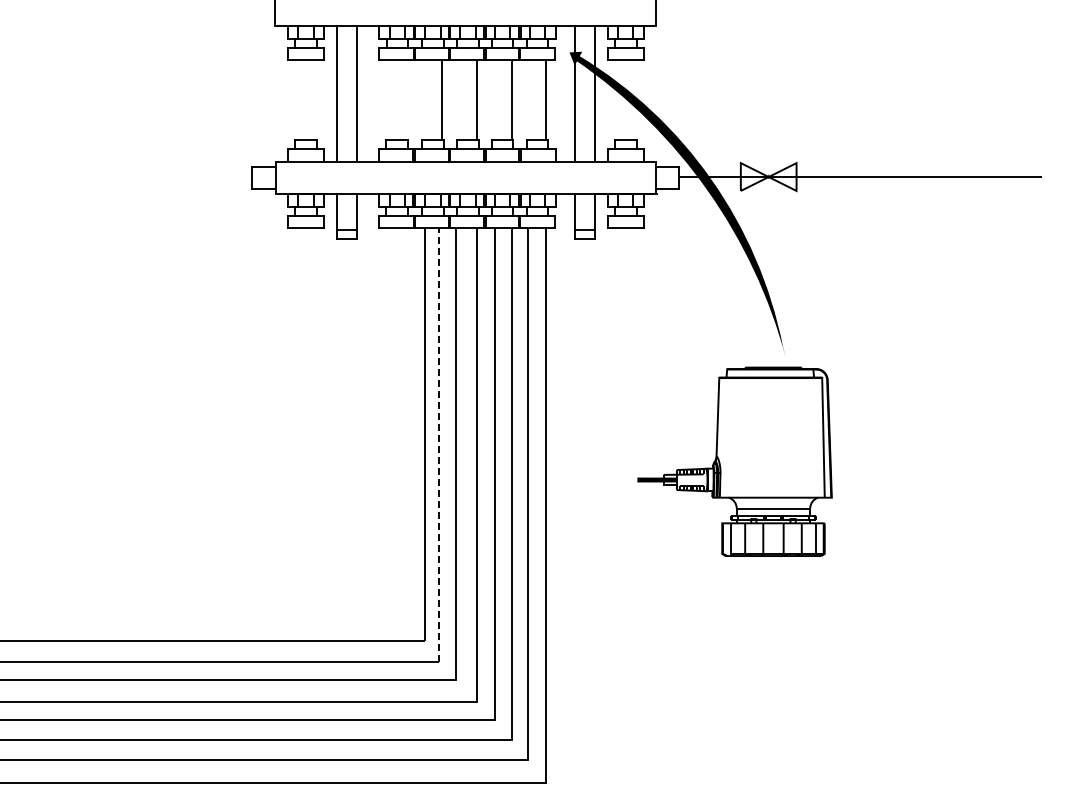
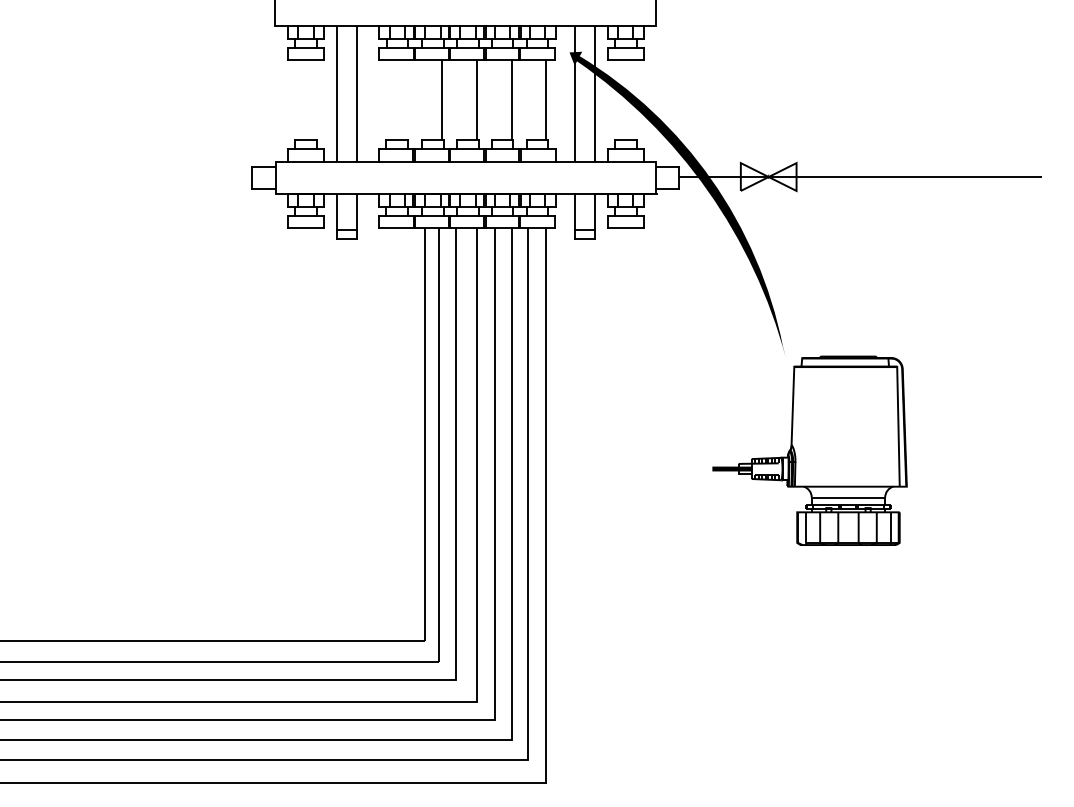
line: dashed -> solid (439, 444)
part position: (734, 461) -> (809, 450) (809, 450)
